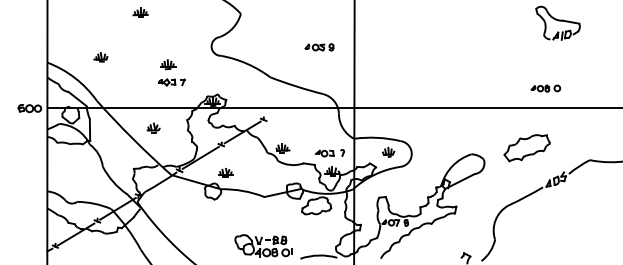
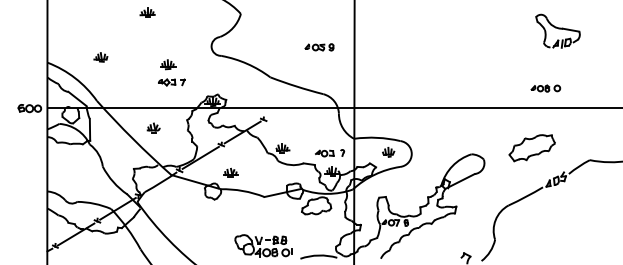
part position: (140, 12) -> (147, 12) (147, 12)
part position: (557, 22) -> (557, 30) (557, 30)
part position: (526, 148) -> (531, 148) (531, 148)
part position: (225, 172) -> (230, 172) (230, 172)
